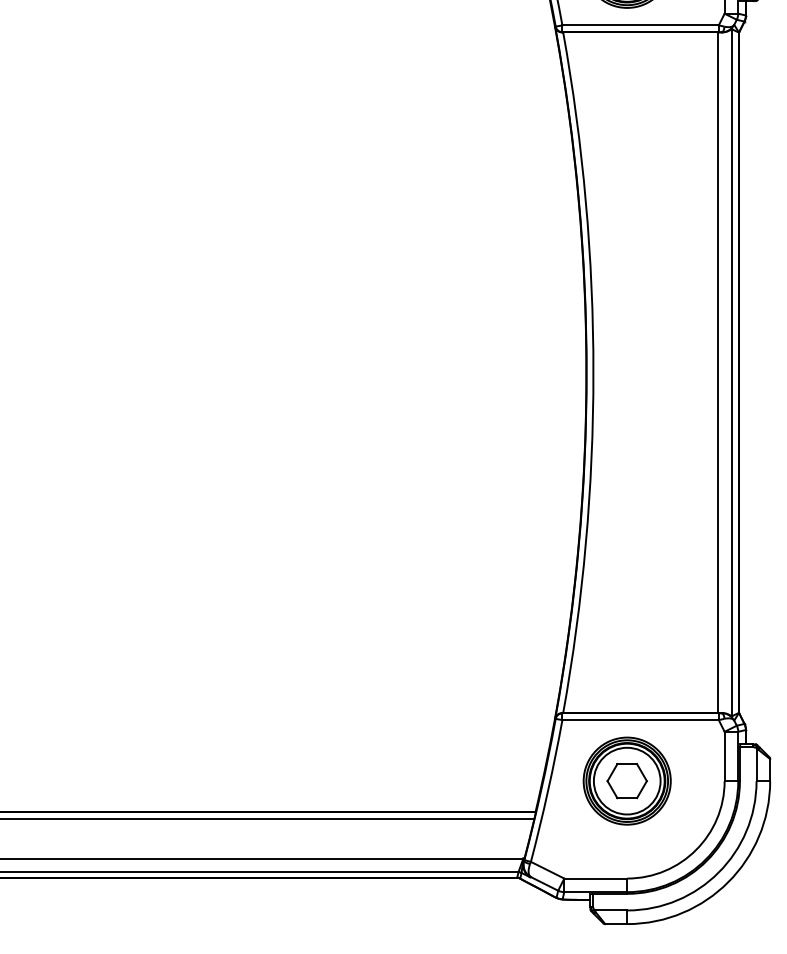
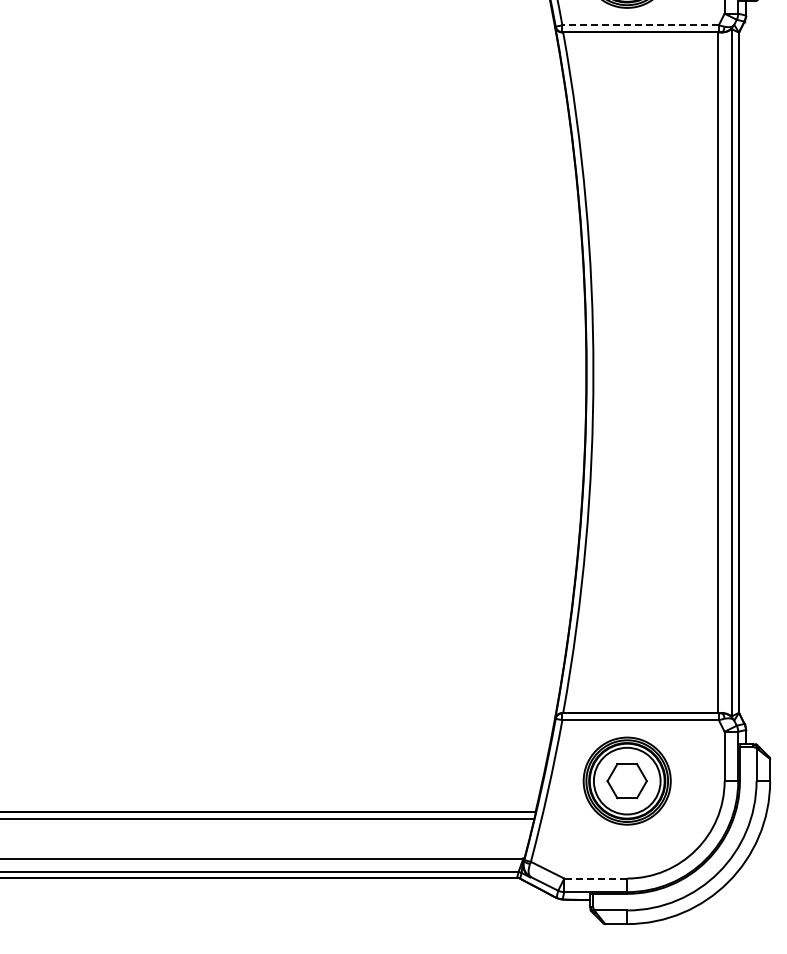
line: solid -> dashed (640, 25)
line: solid -> dashed (595, 878)
